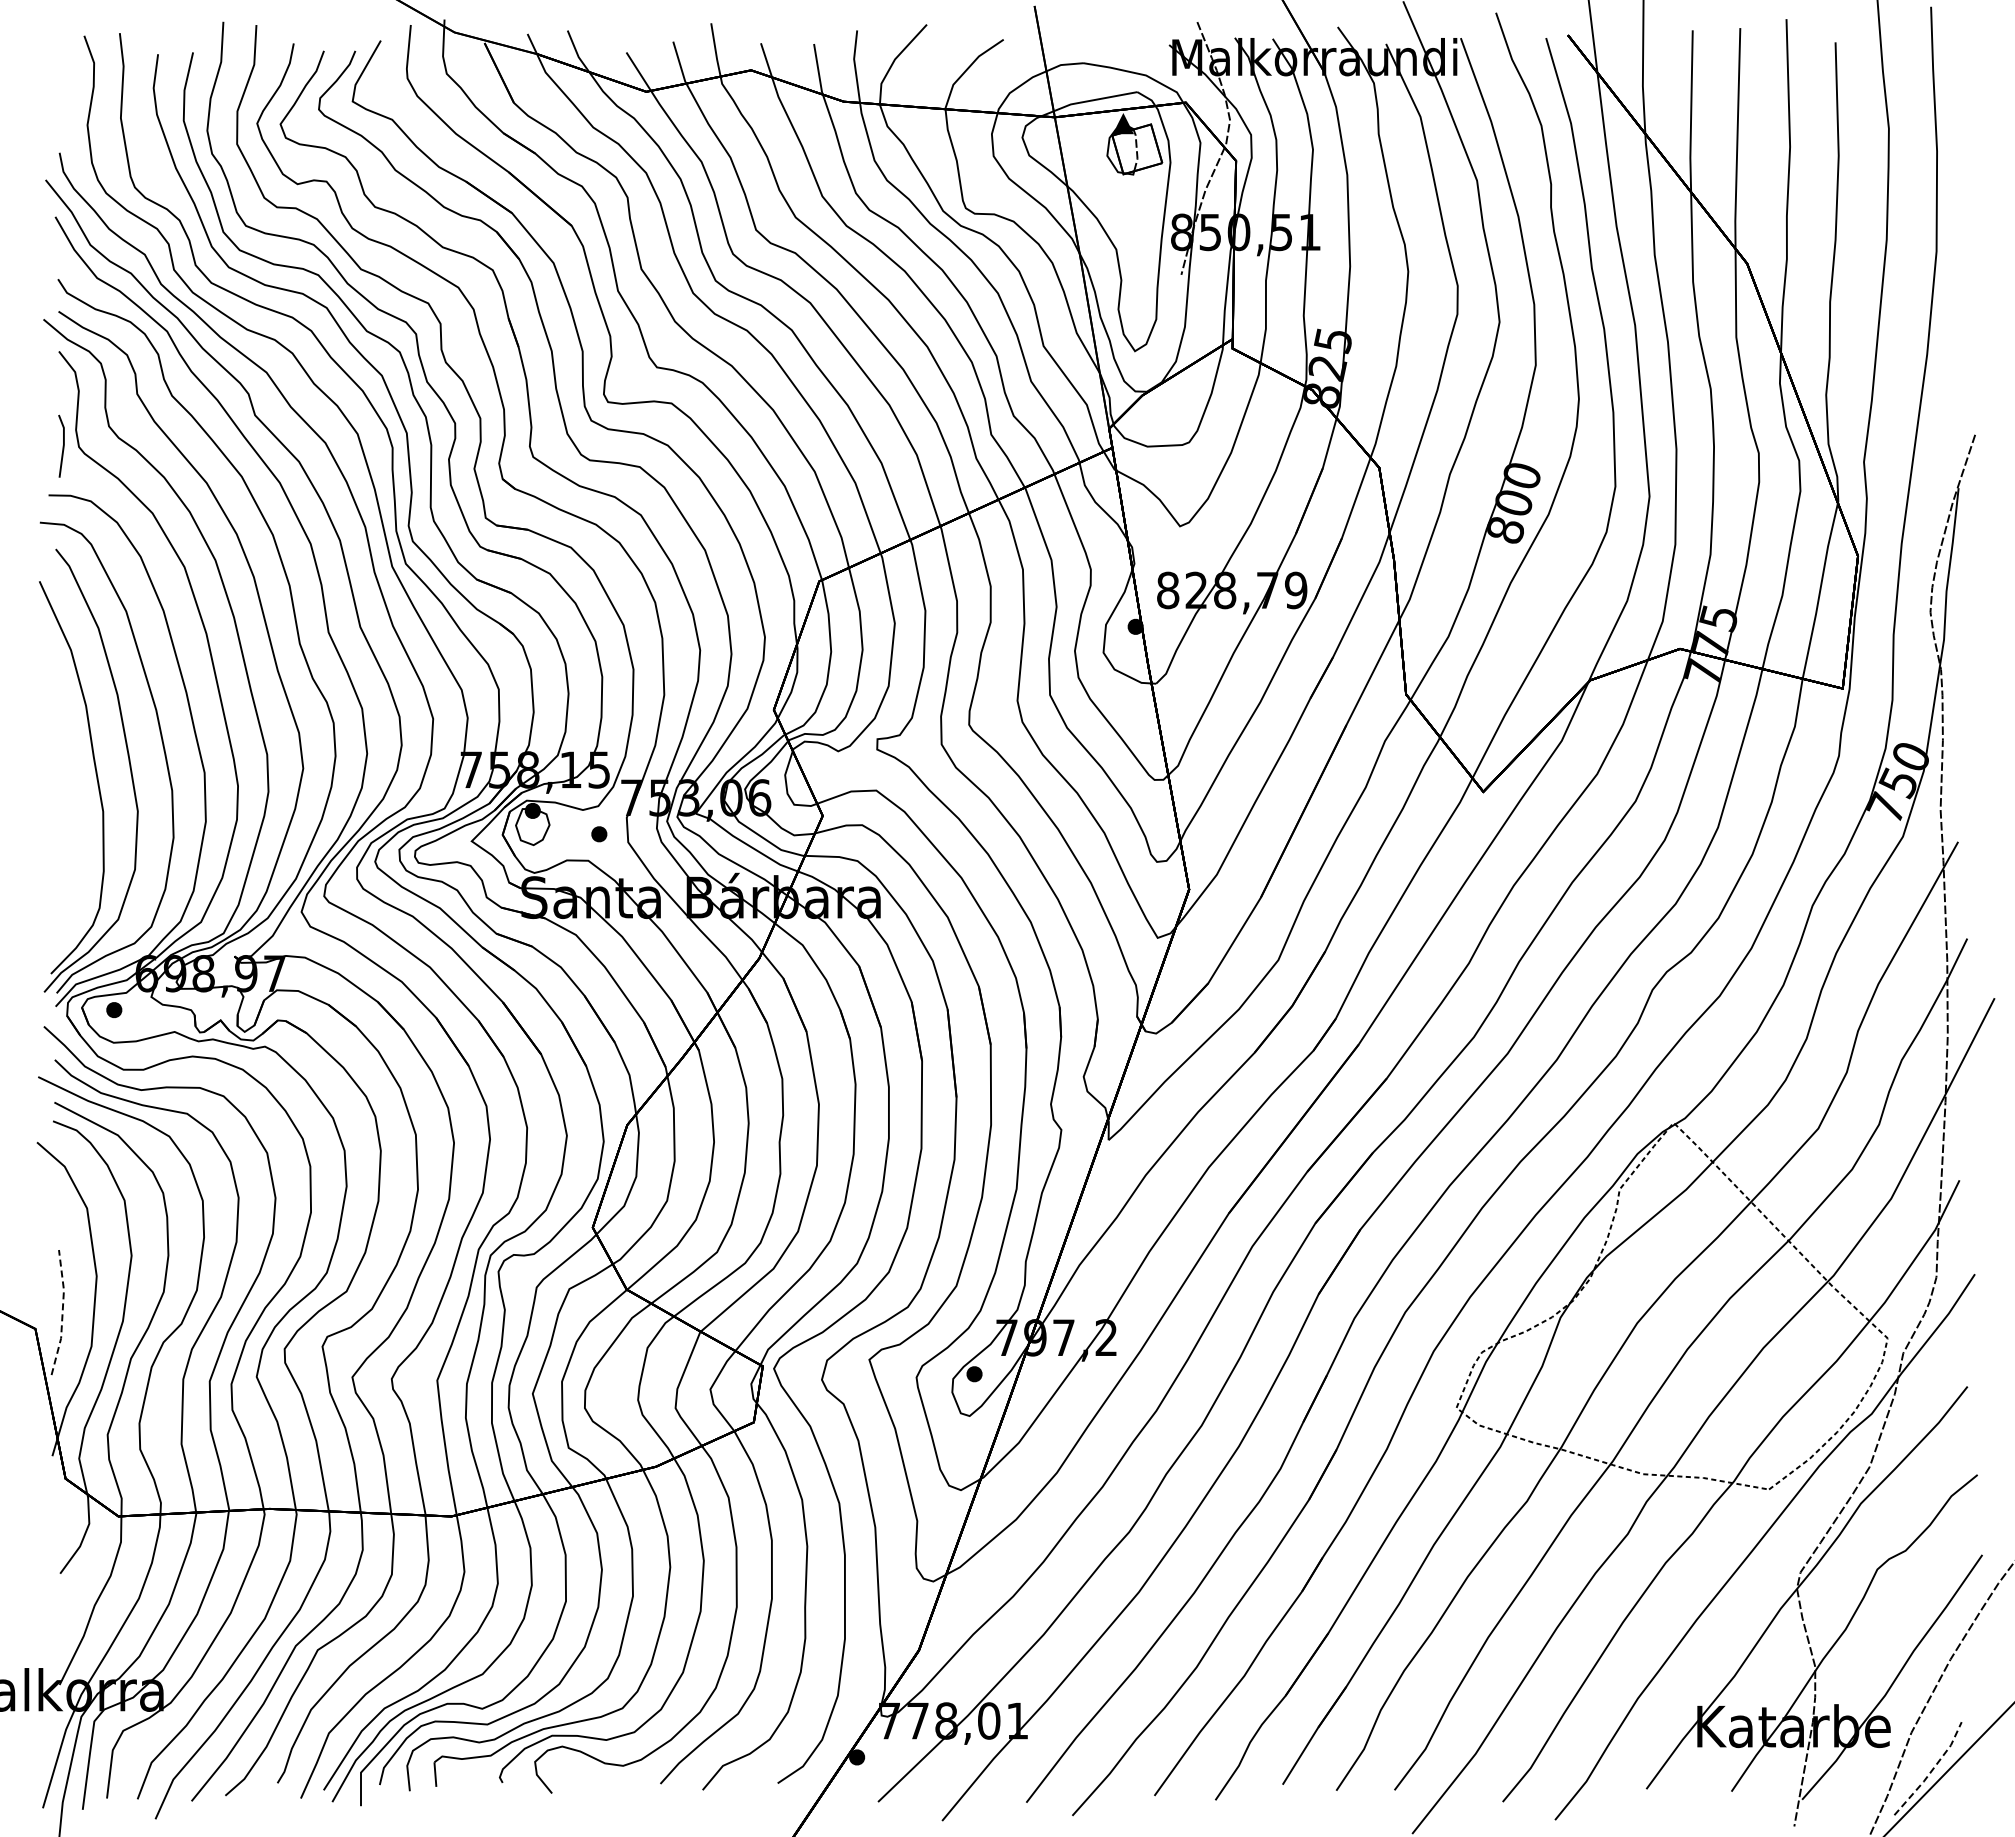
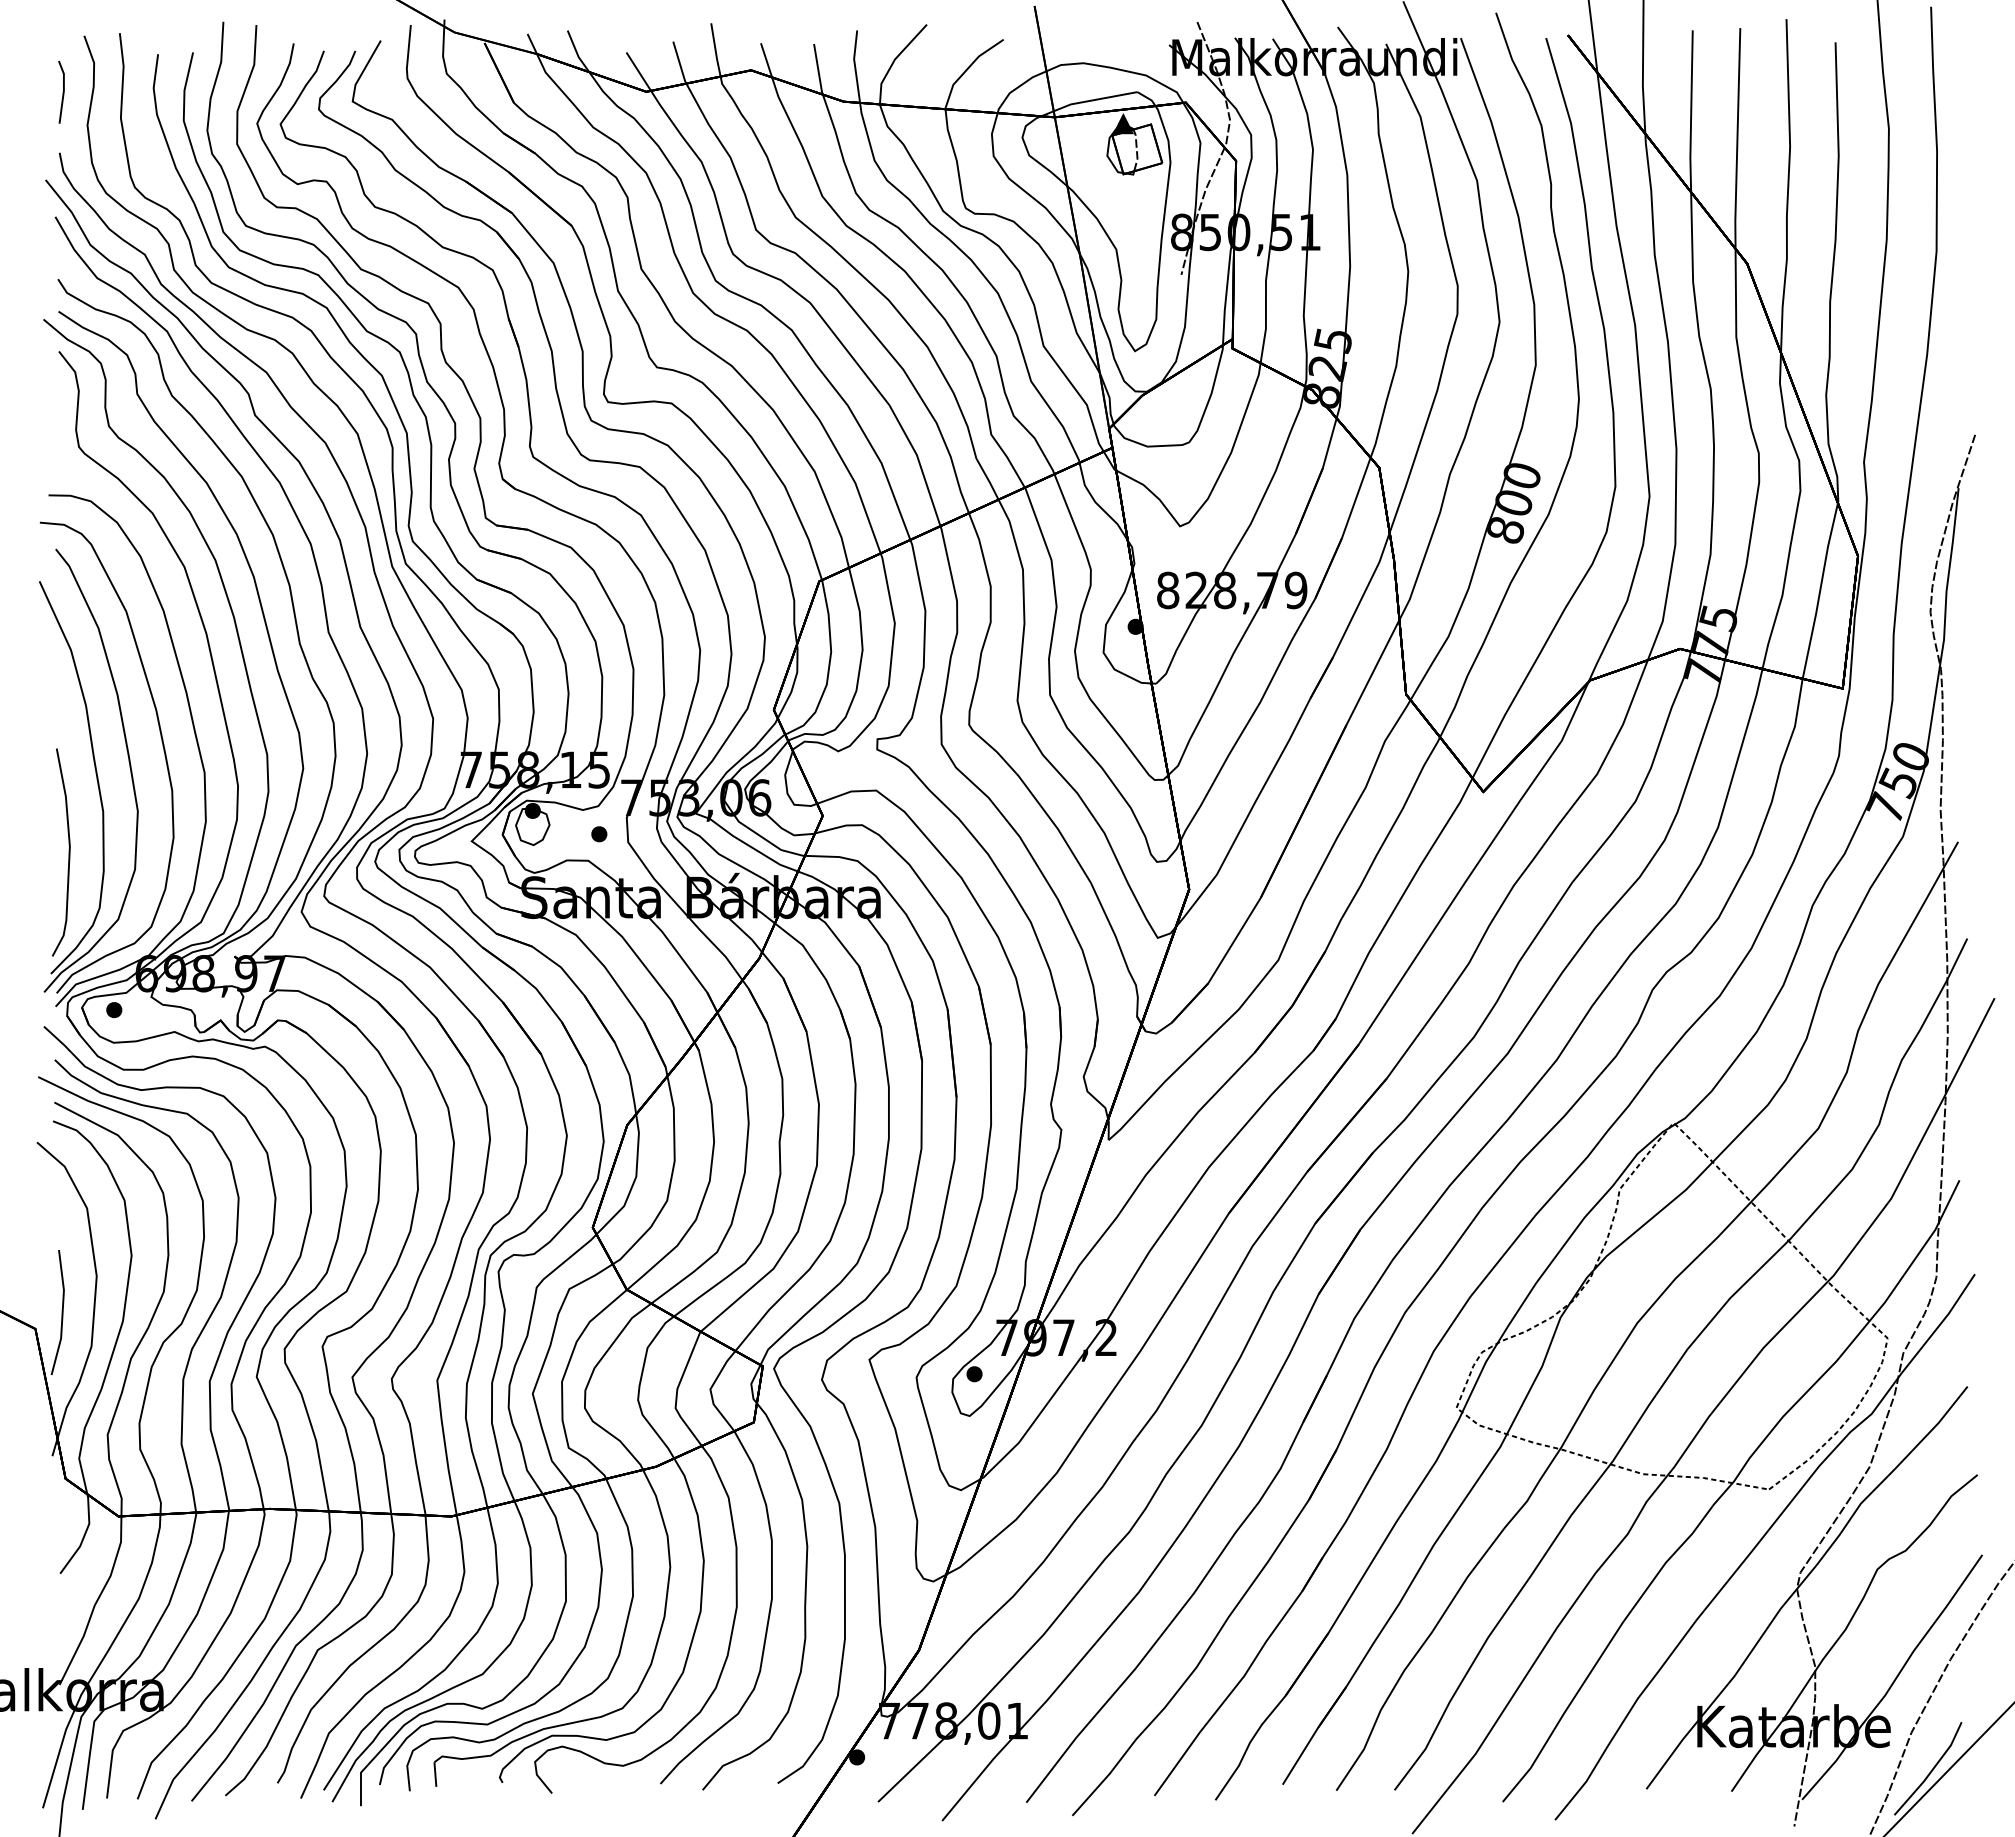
line position: (62, 445) -> (62, 91) (62, 91)
curve: none -> present (68, 852)
line: dashed -> solid (62, 1312)
line: dashed -> solid (1932, 1770)
